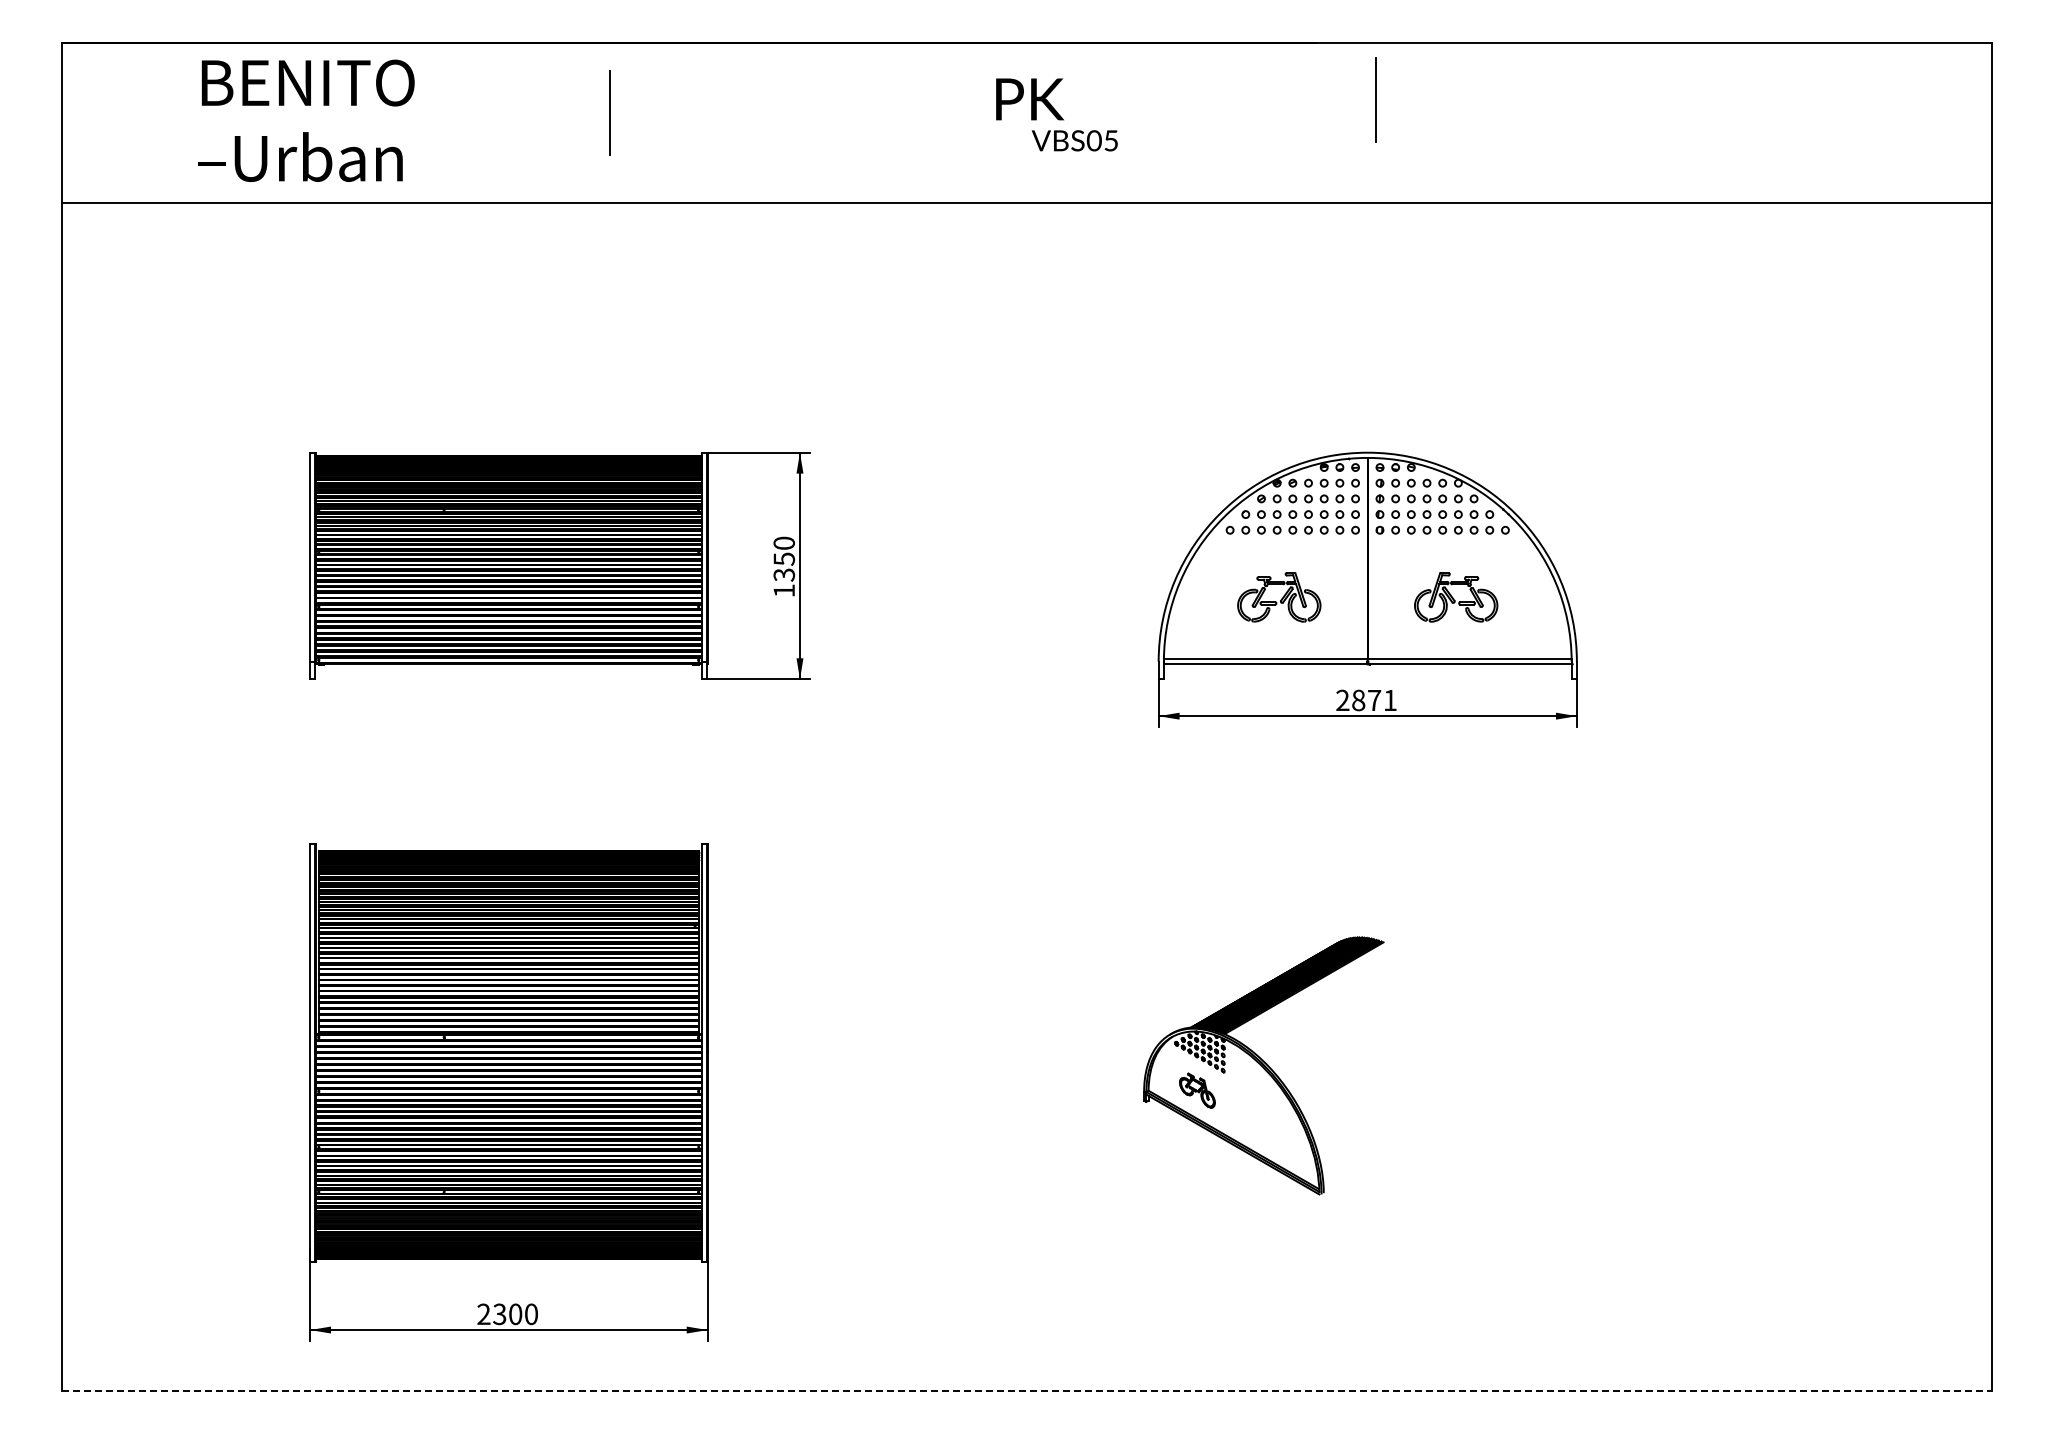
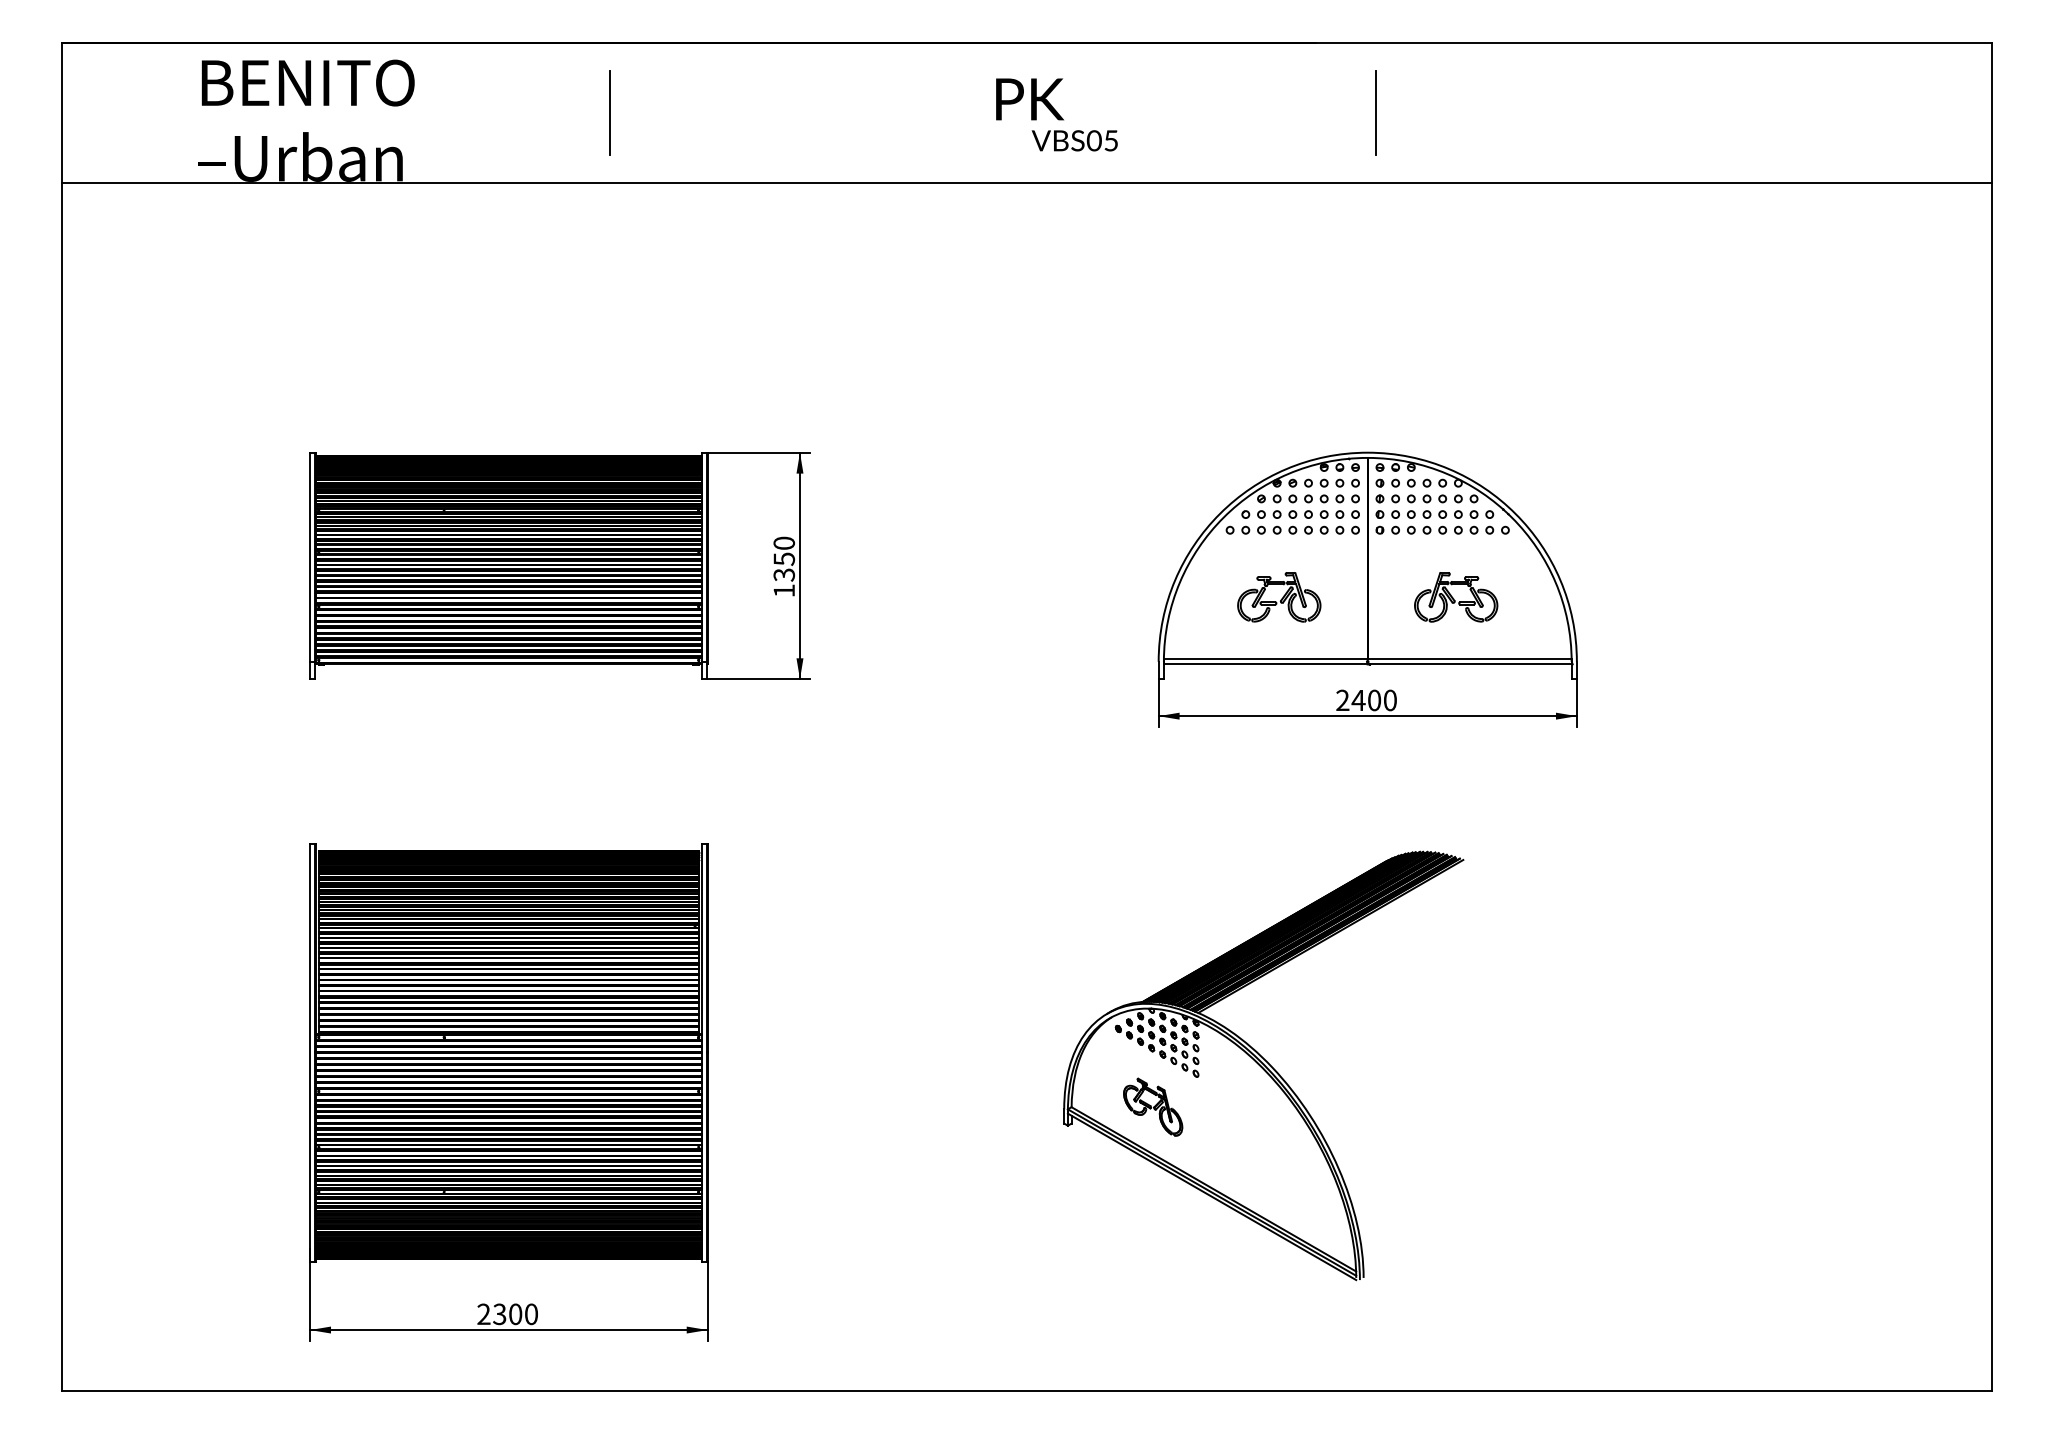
line position: (1375, 99) -> (1375, 112) (1375, 112)
line position: (1026, 202) -> (1026, 182) (1026, 182)
text: 2871 -> 2400 (1373, 700)
part size: 242x260 px -> 402x432 px (1263, 1065)
line: dashed -> solid (1027, 1390)
